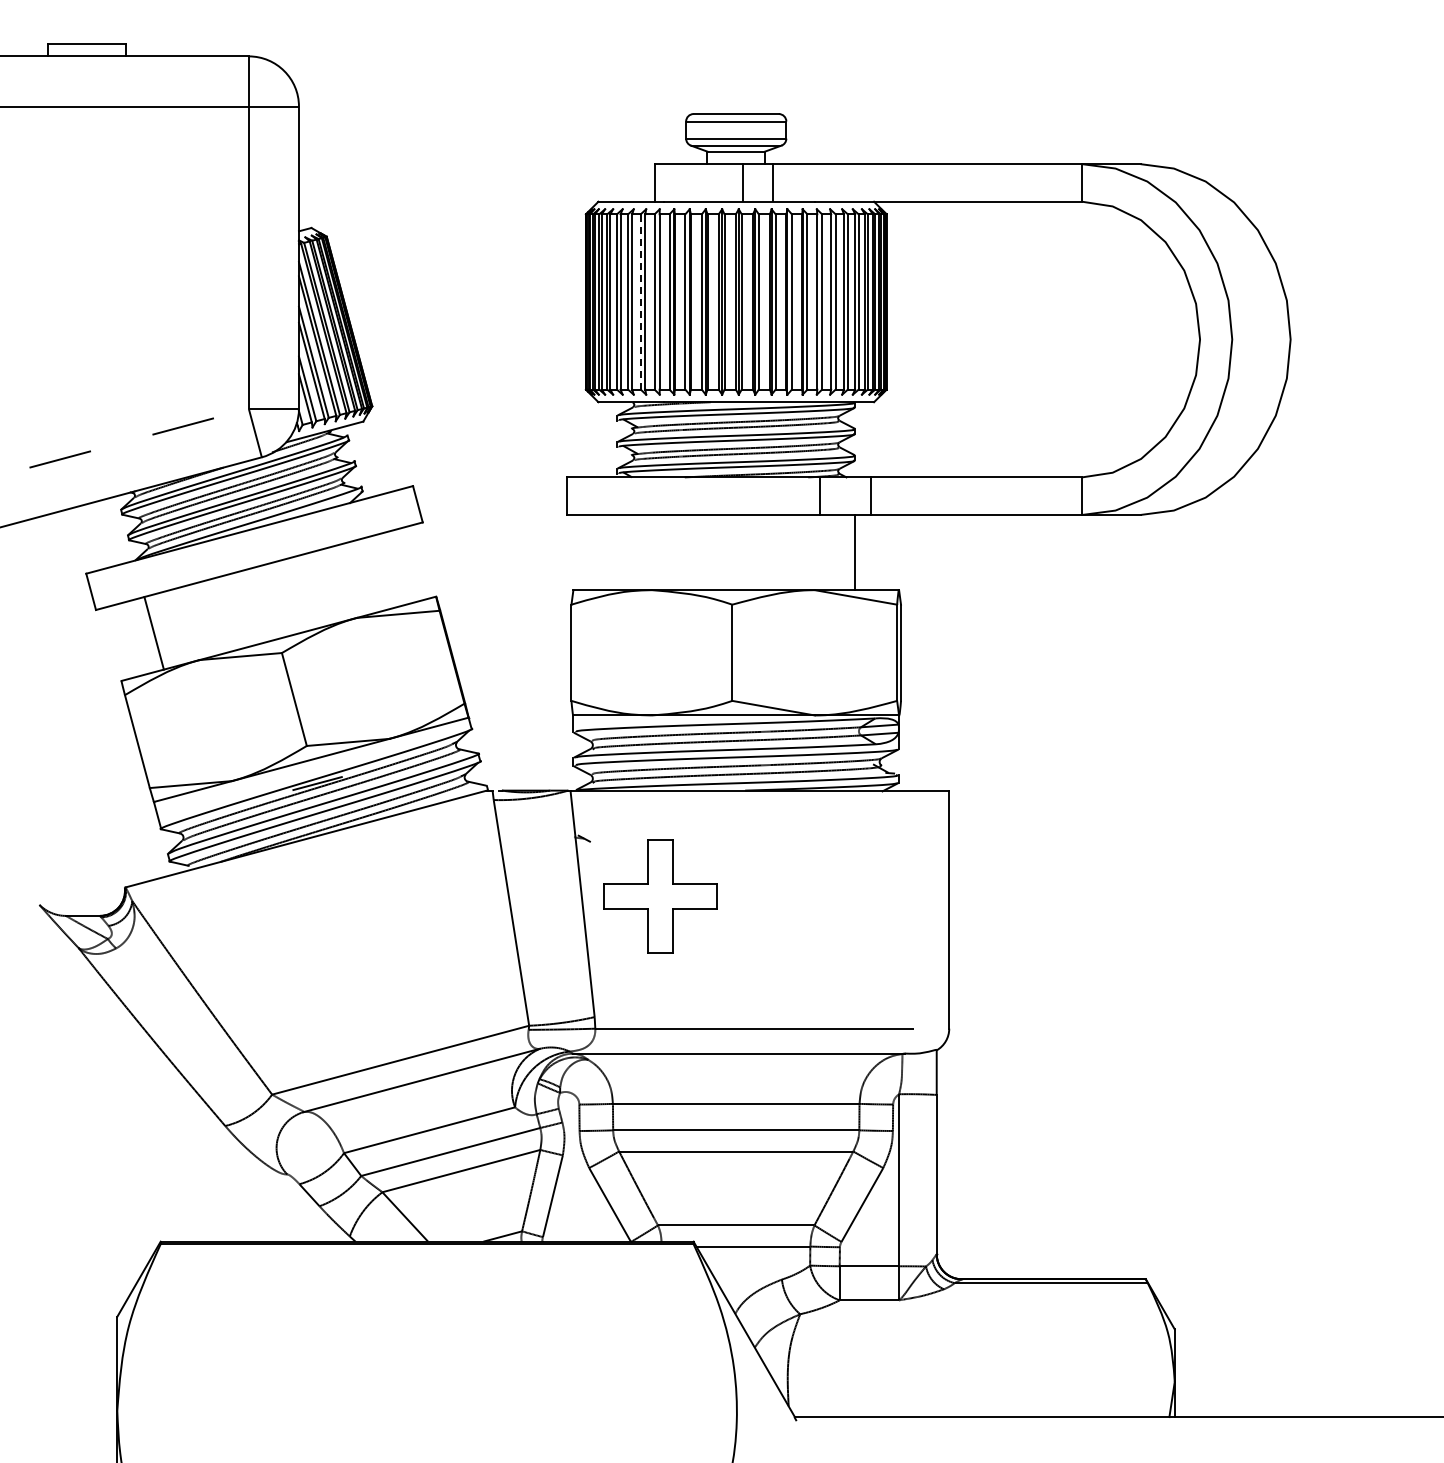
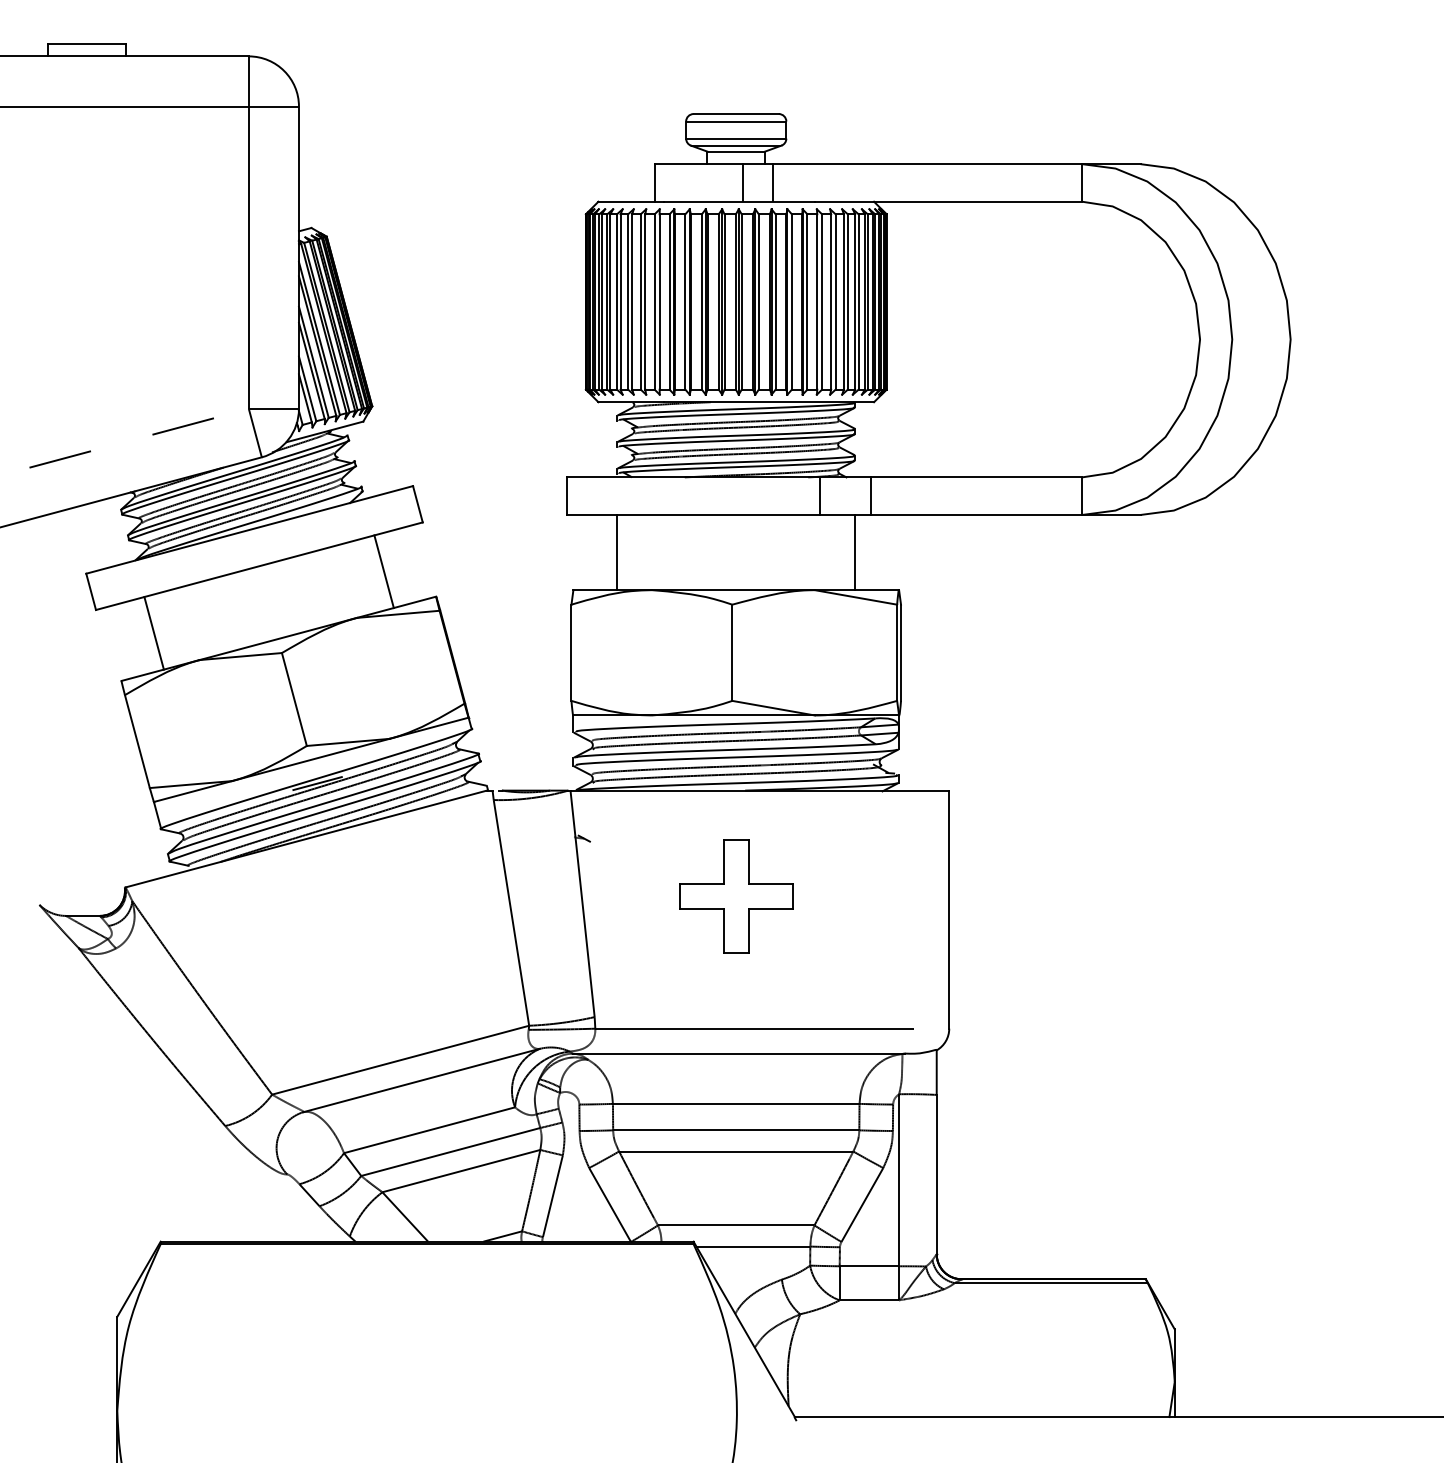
line: dashed -> solid (640, 301)
line: none -> present (617, 552)
line: none -> present (383, 571)
part position: (660, 896) -> (736, 896) (736, 896)
